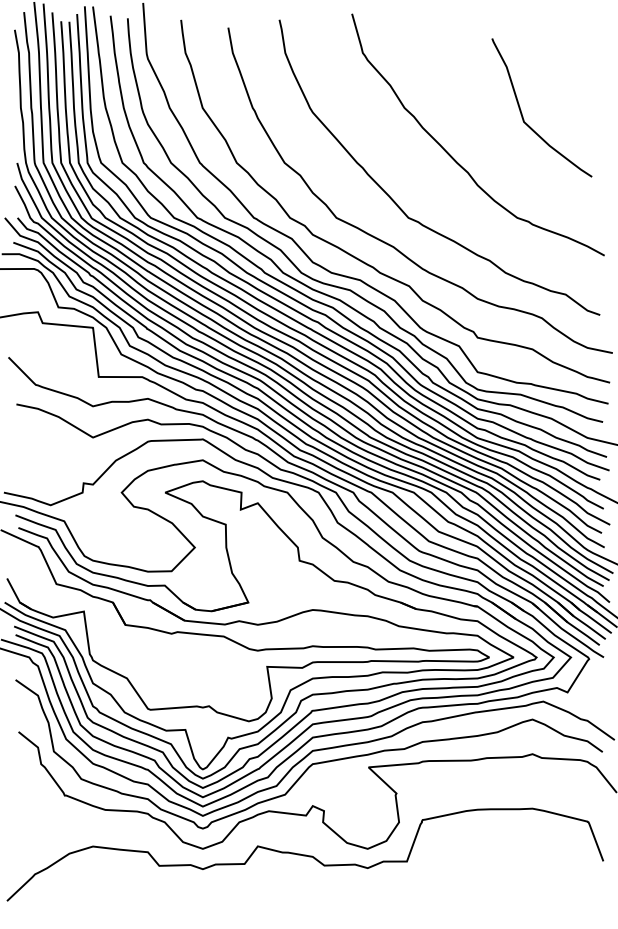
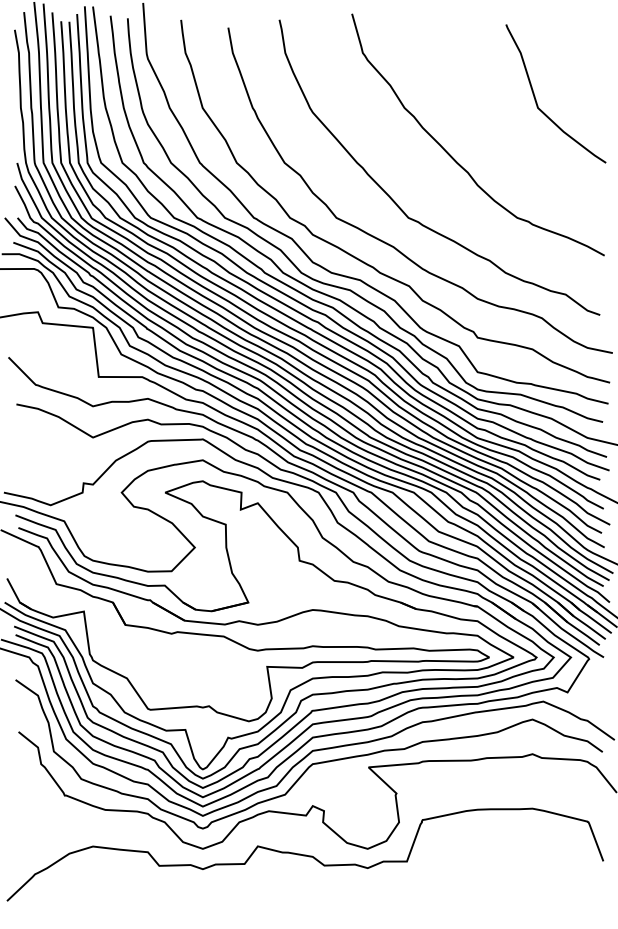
curve position: (522, 113) -> (536, 99) (536, 99)
